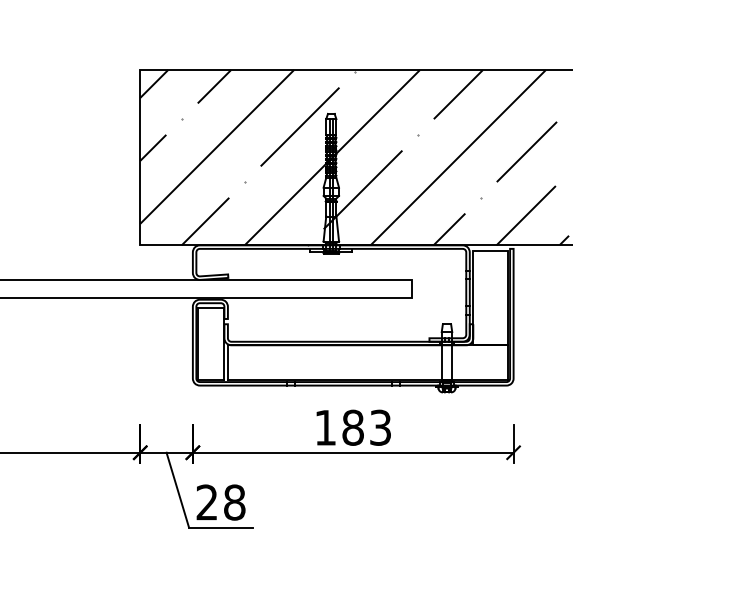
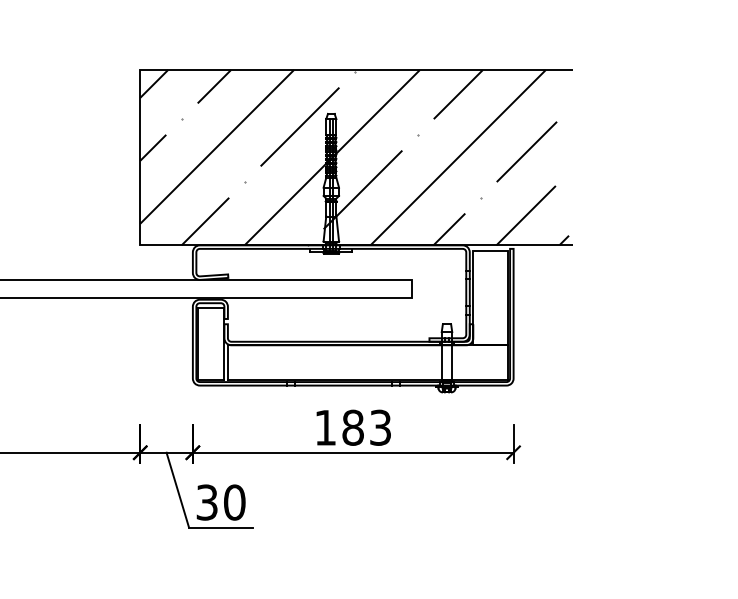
text: 28 -> 30 (220, 502)
